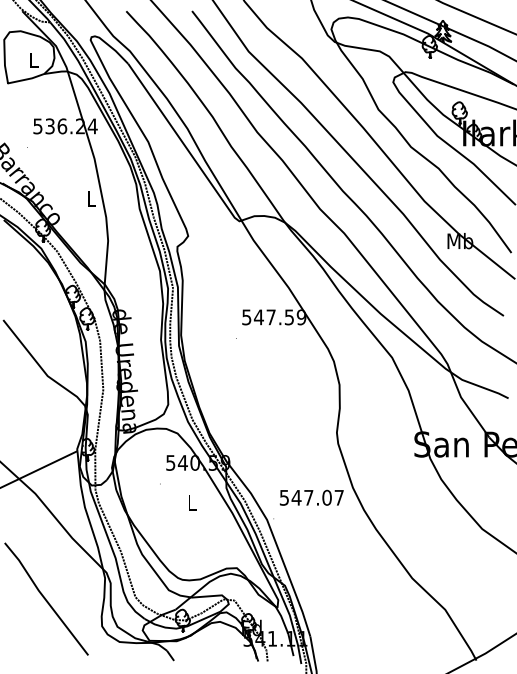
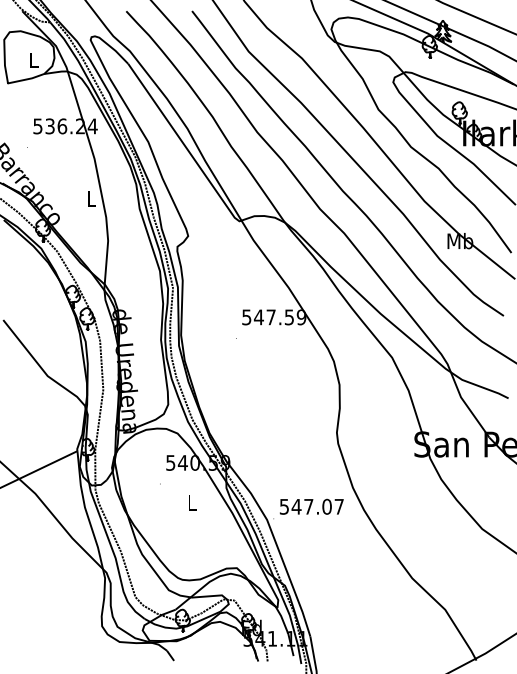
text position: (311, 497) -> (311, 506) (311, 506)
line: present -> none (45, 598)
